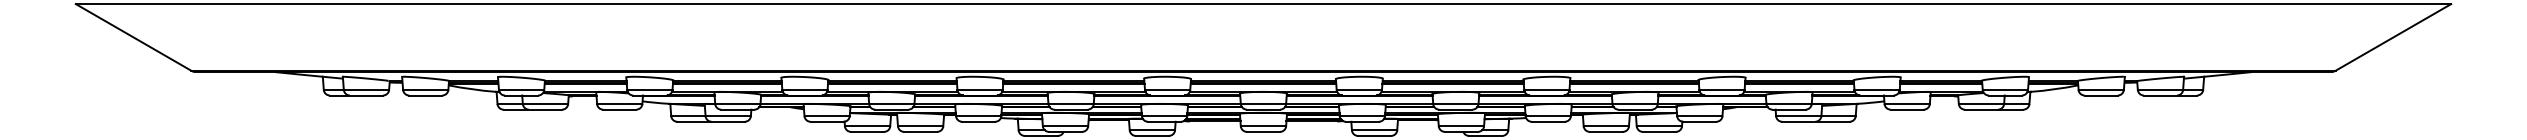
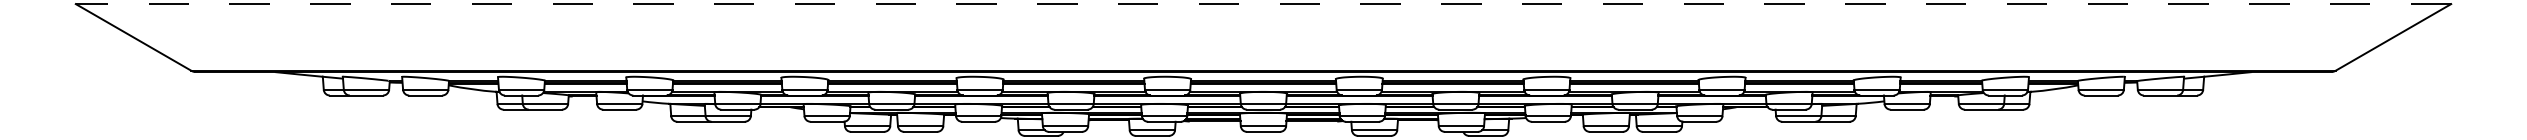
line: solid -> dashed (1263, 4)
